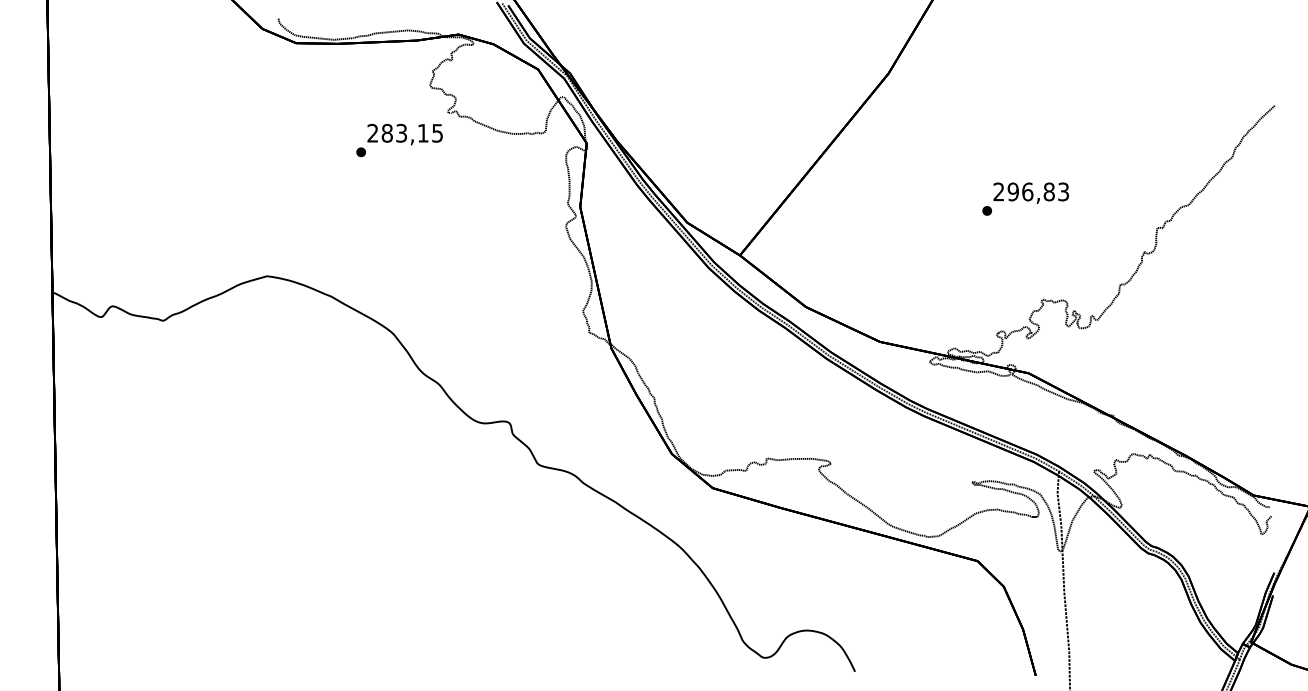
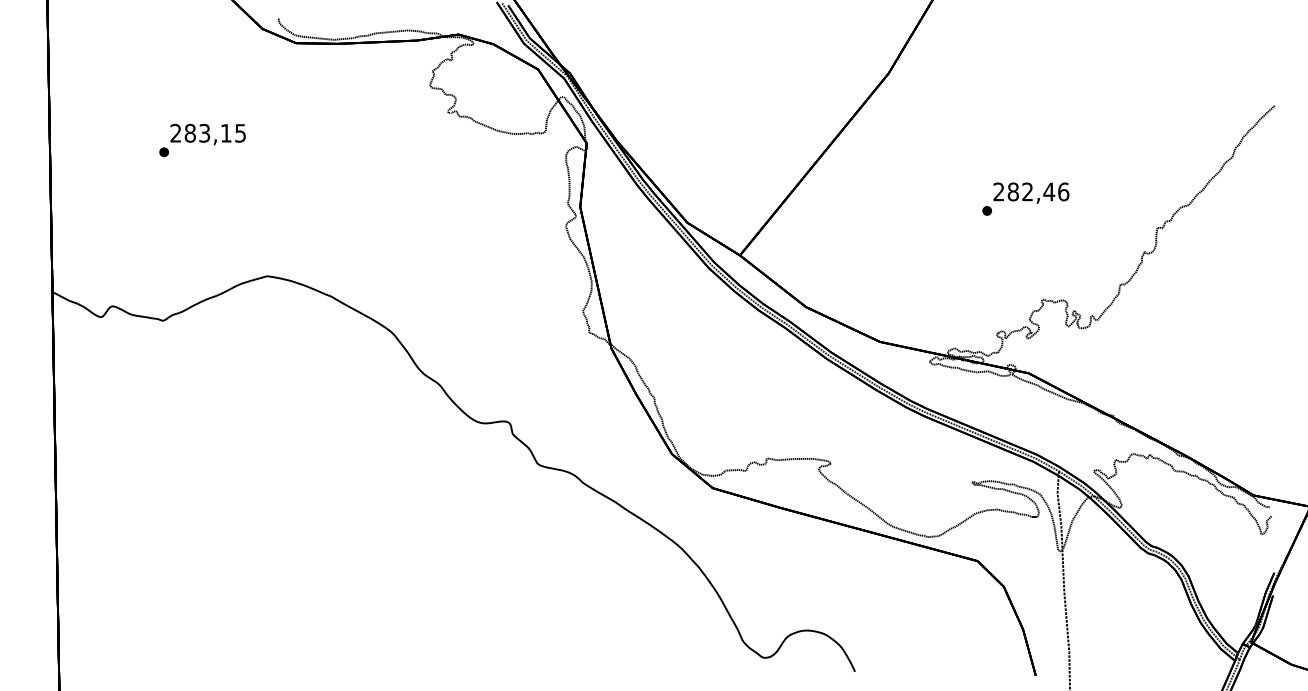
text position: (399, 140) -> (202, 140) (202, 140)
text: 296,83 -> 282,46 (1038, 191)
